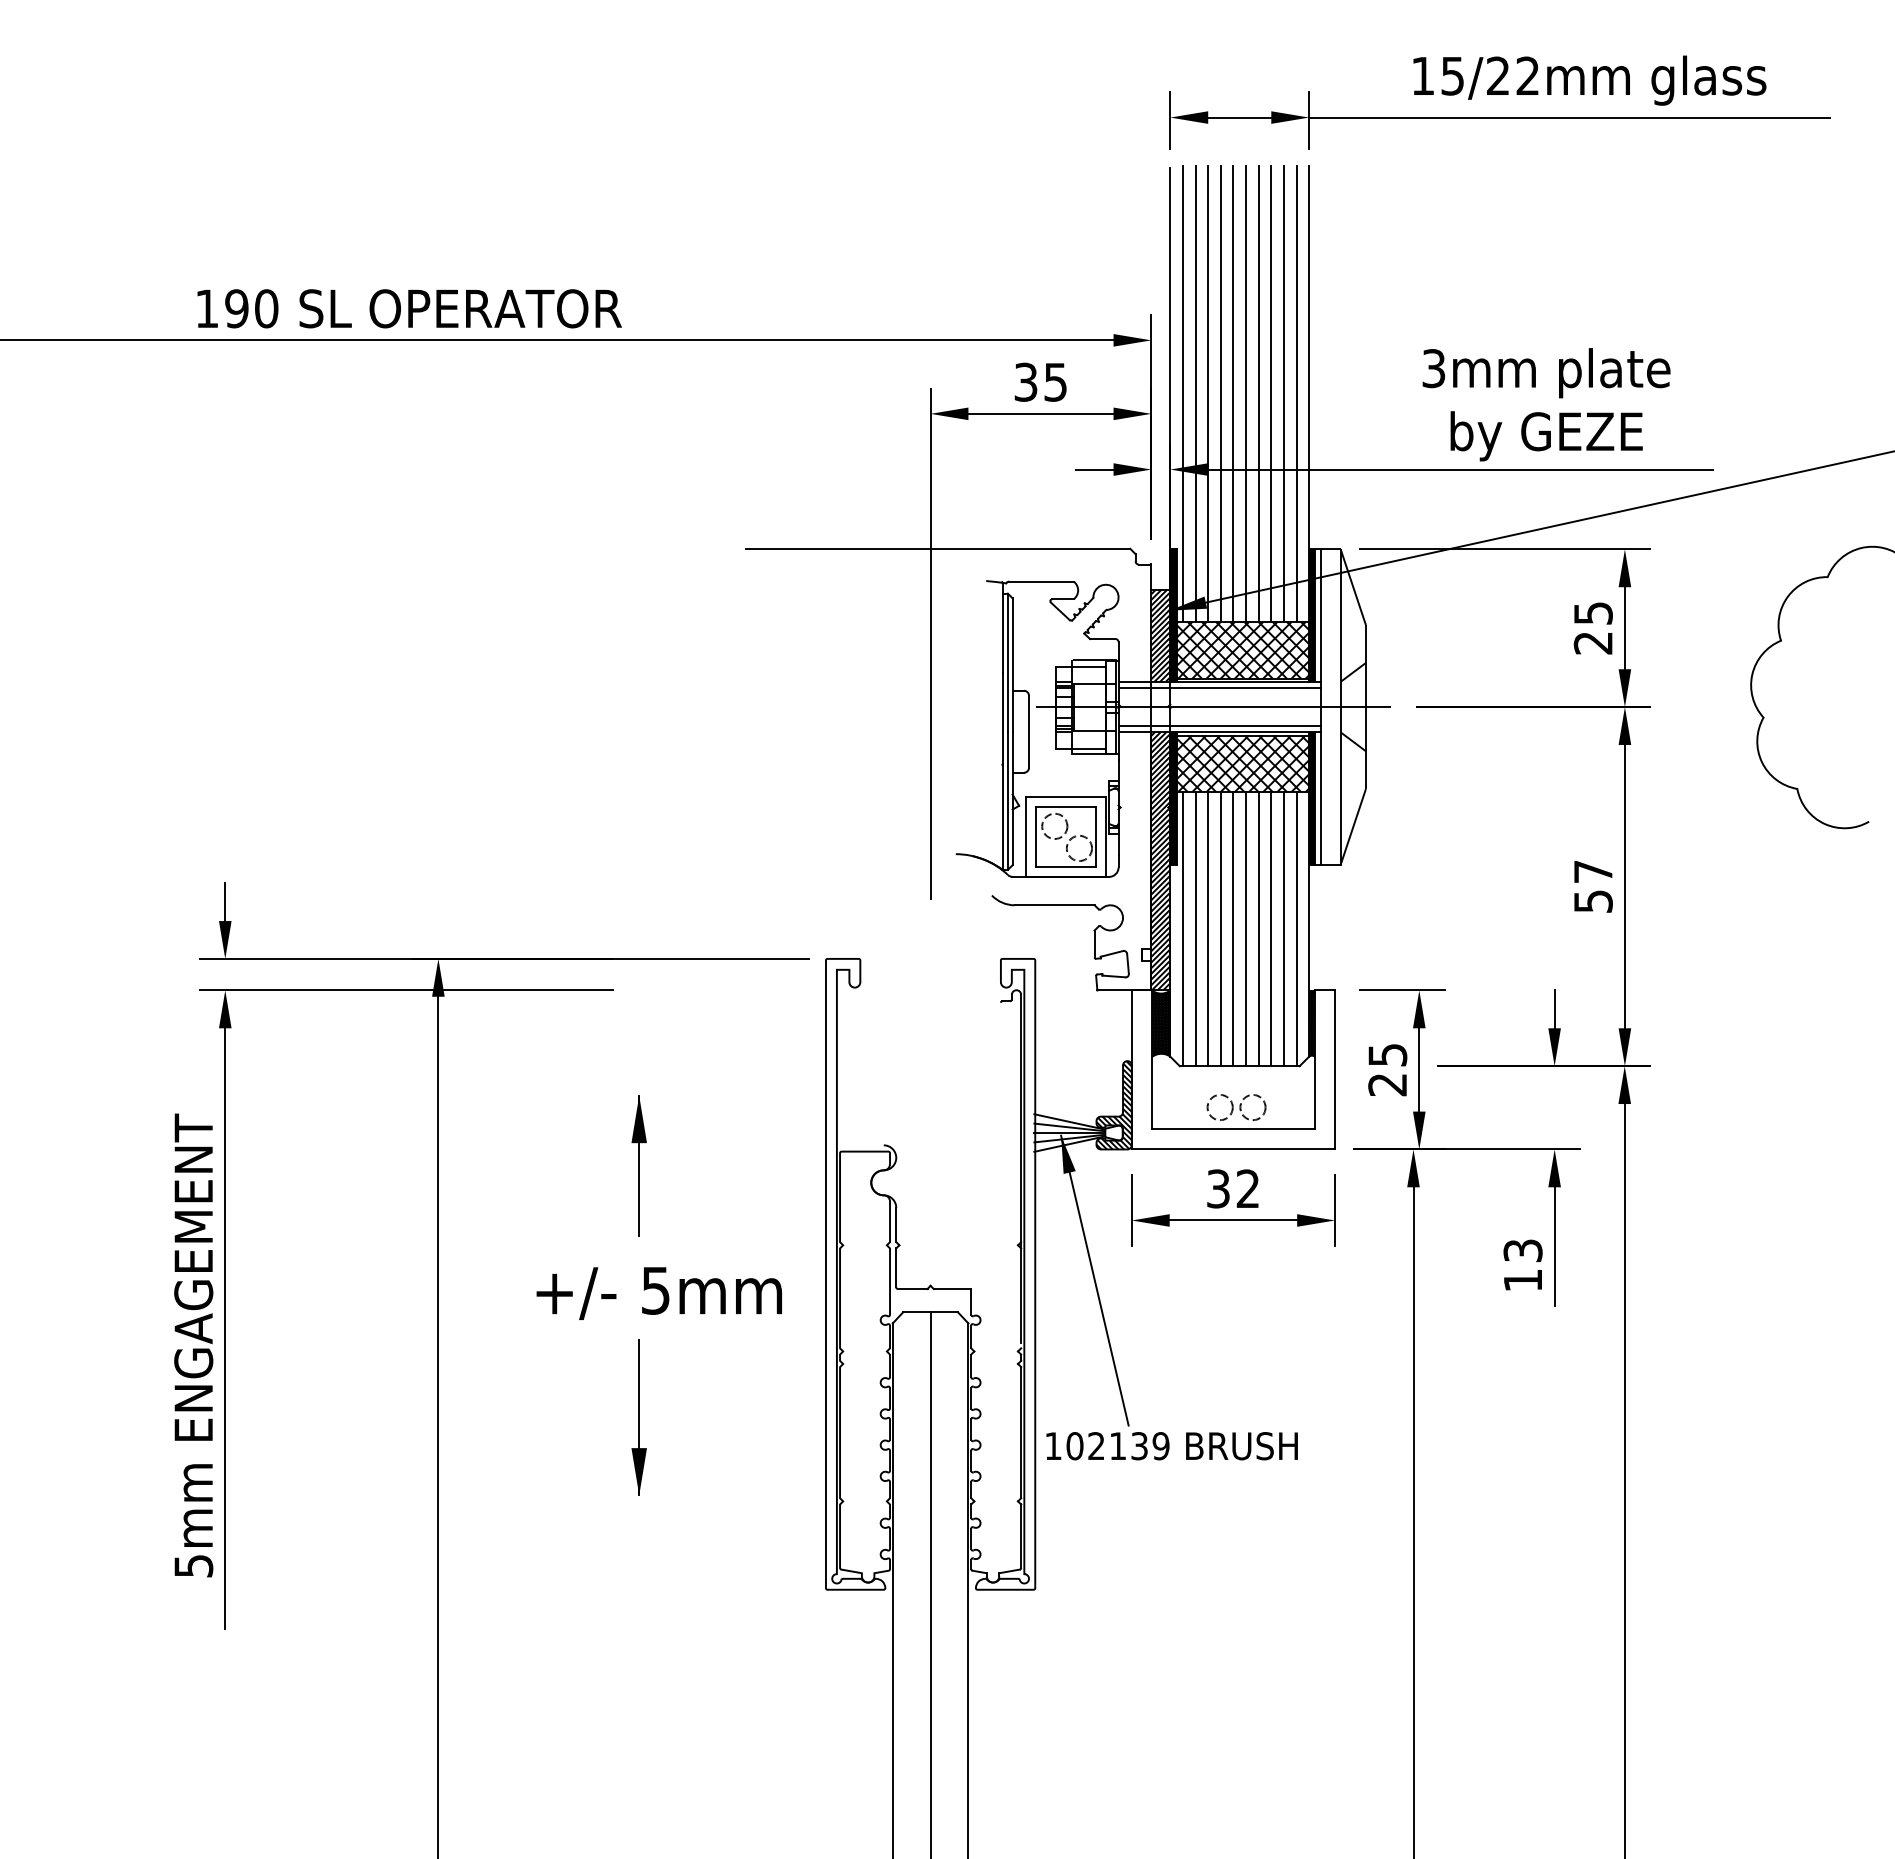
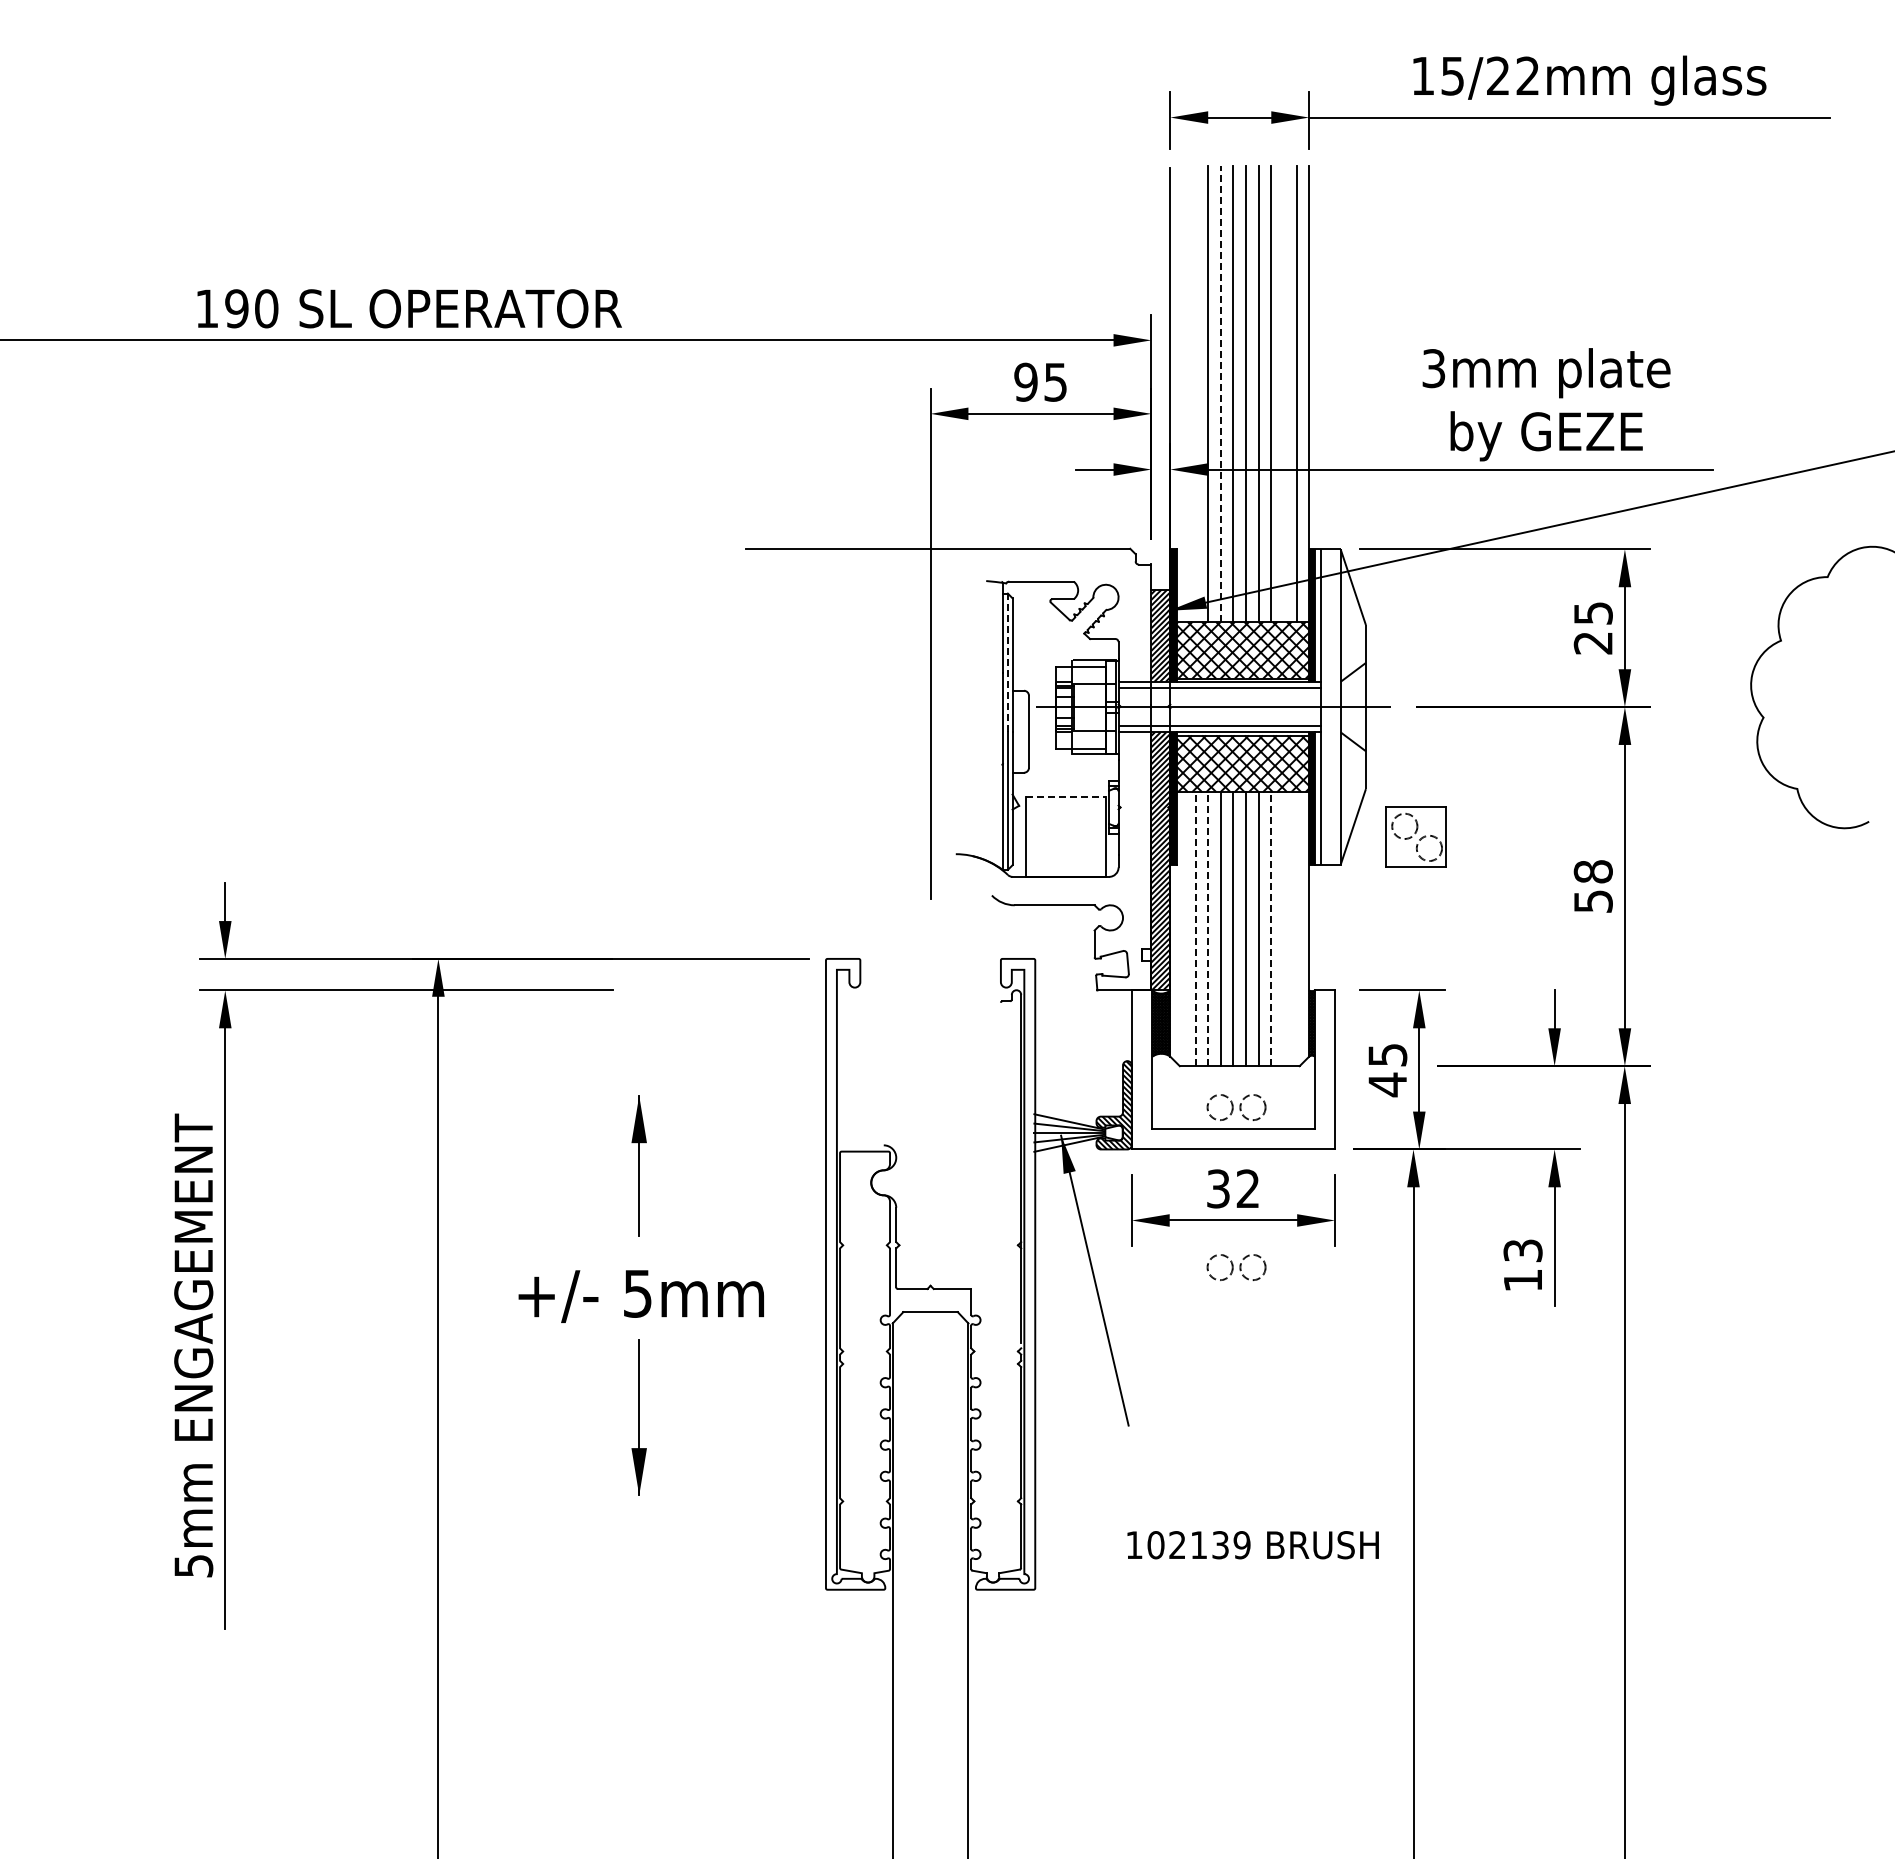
text: 35 -> 95 (1025, 381)
line: present -> none (1182, 393)
line: present -> none (1195, 393)
line: solid -> dashed (1220, 393)
line: present -> none (1283, 393)
line: solid -> dashed (1007, 662)
line: solid -> dashed (1066, 796)
part position: (1065, 836) -> (1415, 836) (1415, 836)
text: 57 -> 58 (1592, 871)
line: present -> none (1182, 929)
line: solid -> dashed (1195, 929)
line: solid -> dashed (1208, 929)
line: solid -> dashed (1271, 929)
line: present -> none (1283, 929)
line: present -> none (1296, 929)
text: 25 -> 45 (1387, 1084)
part: none -> present (1236, 1267)
text position: (658, 1293) -> (640, 1296) (640, 1296)
text position: (1171, 1446) -> (1252, 1545) (1252, 1545)
line: present -> none (930, 1583)
